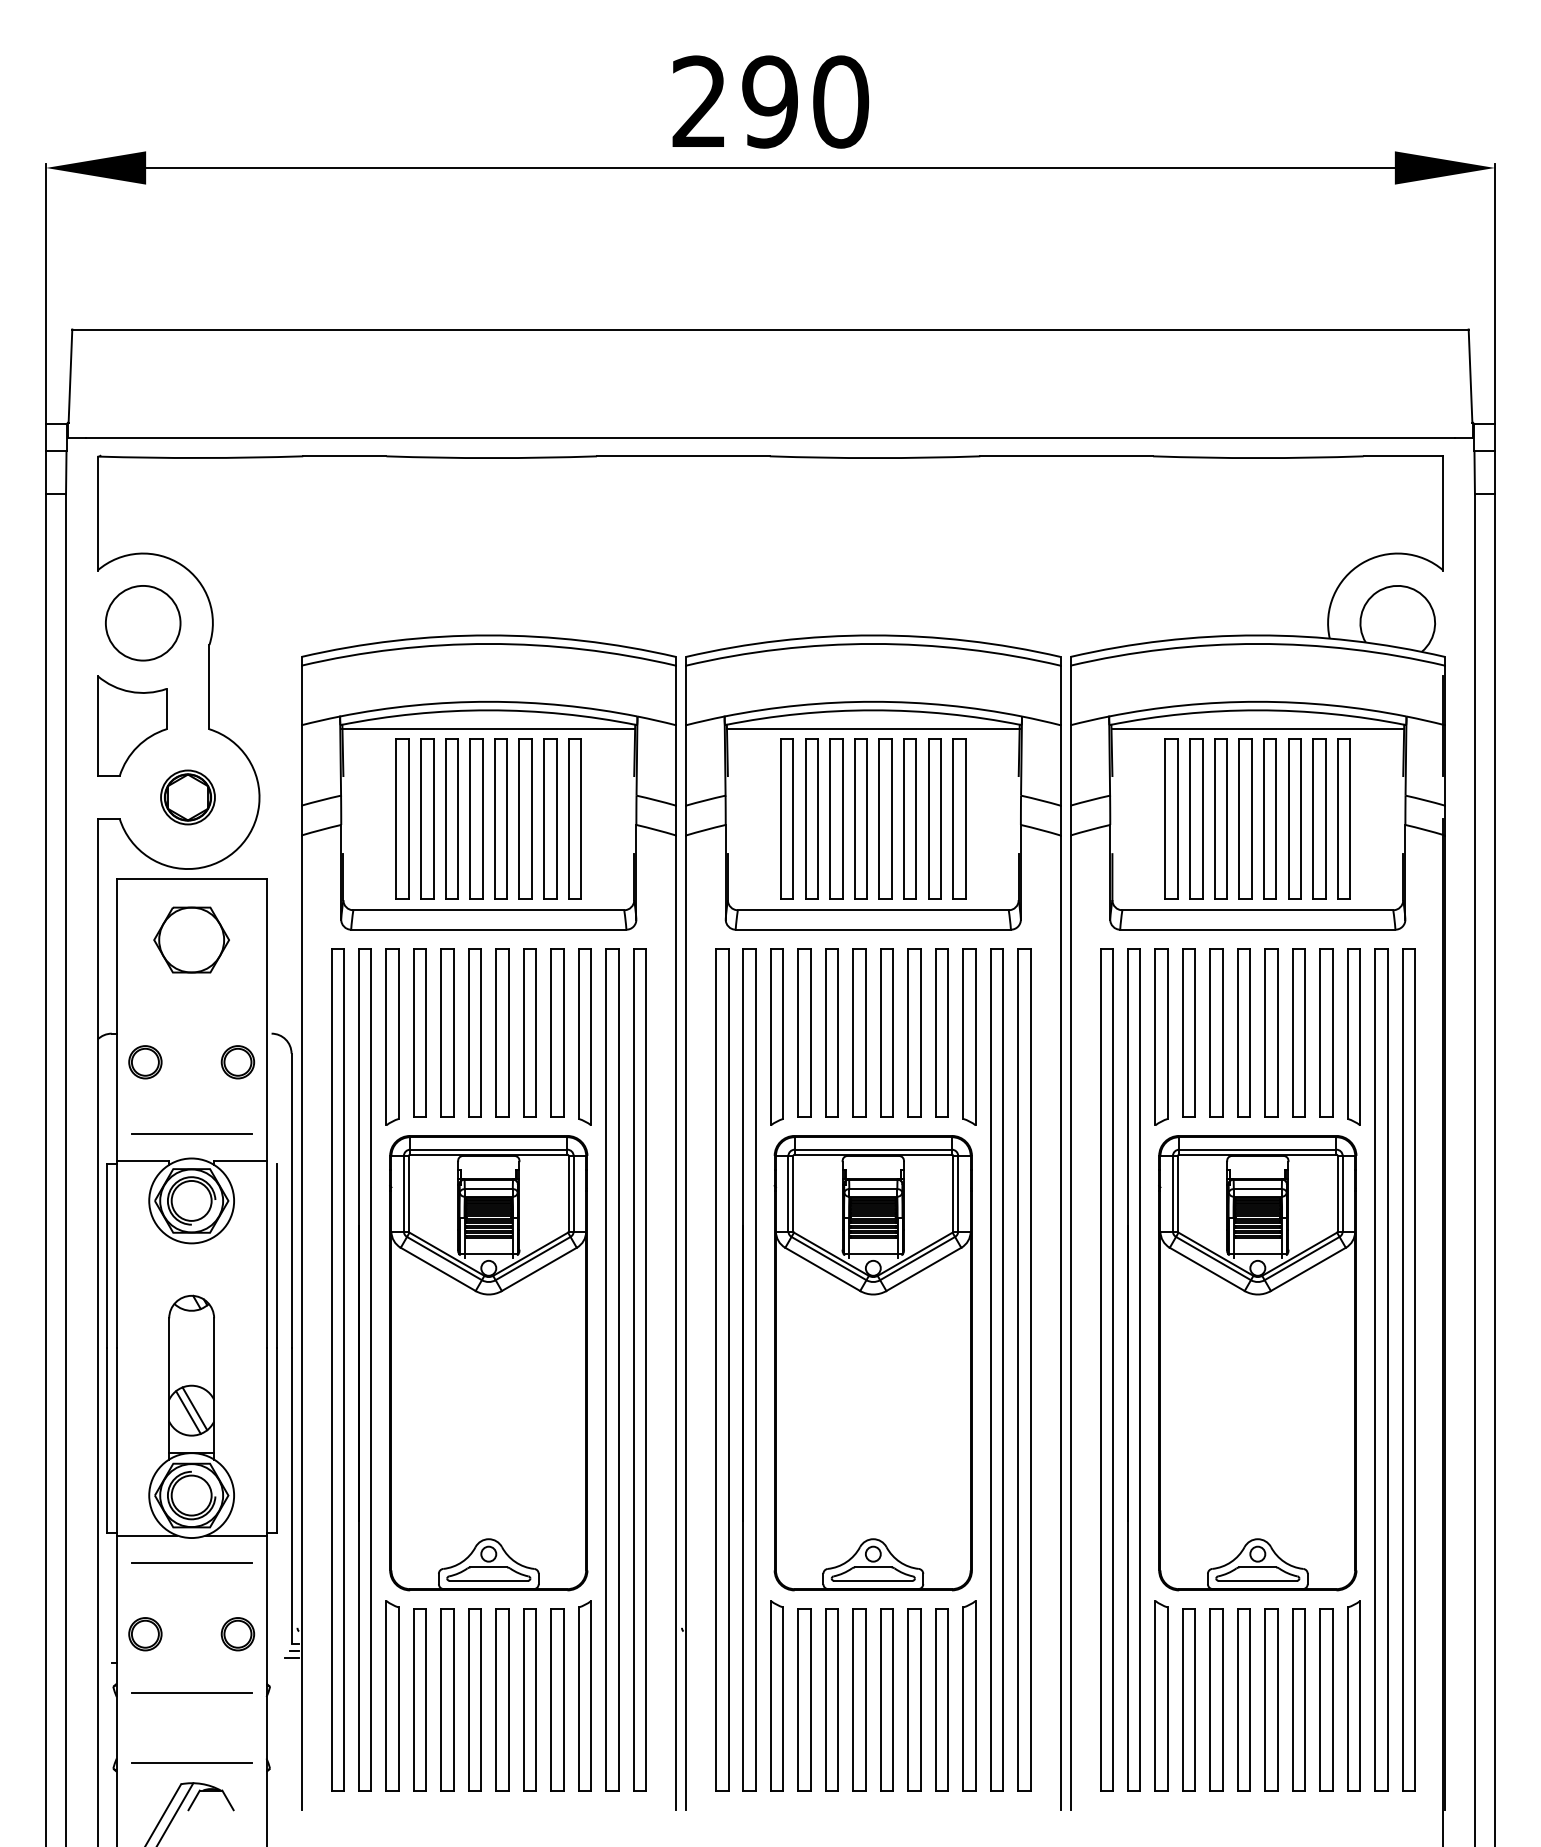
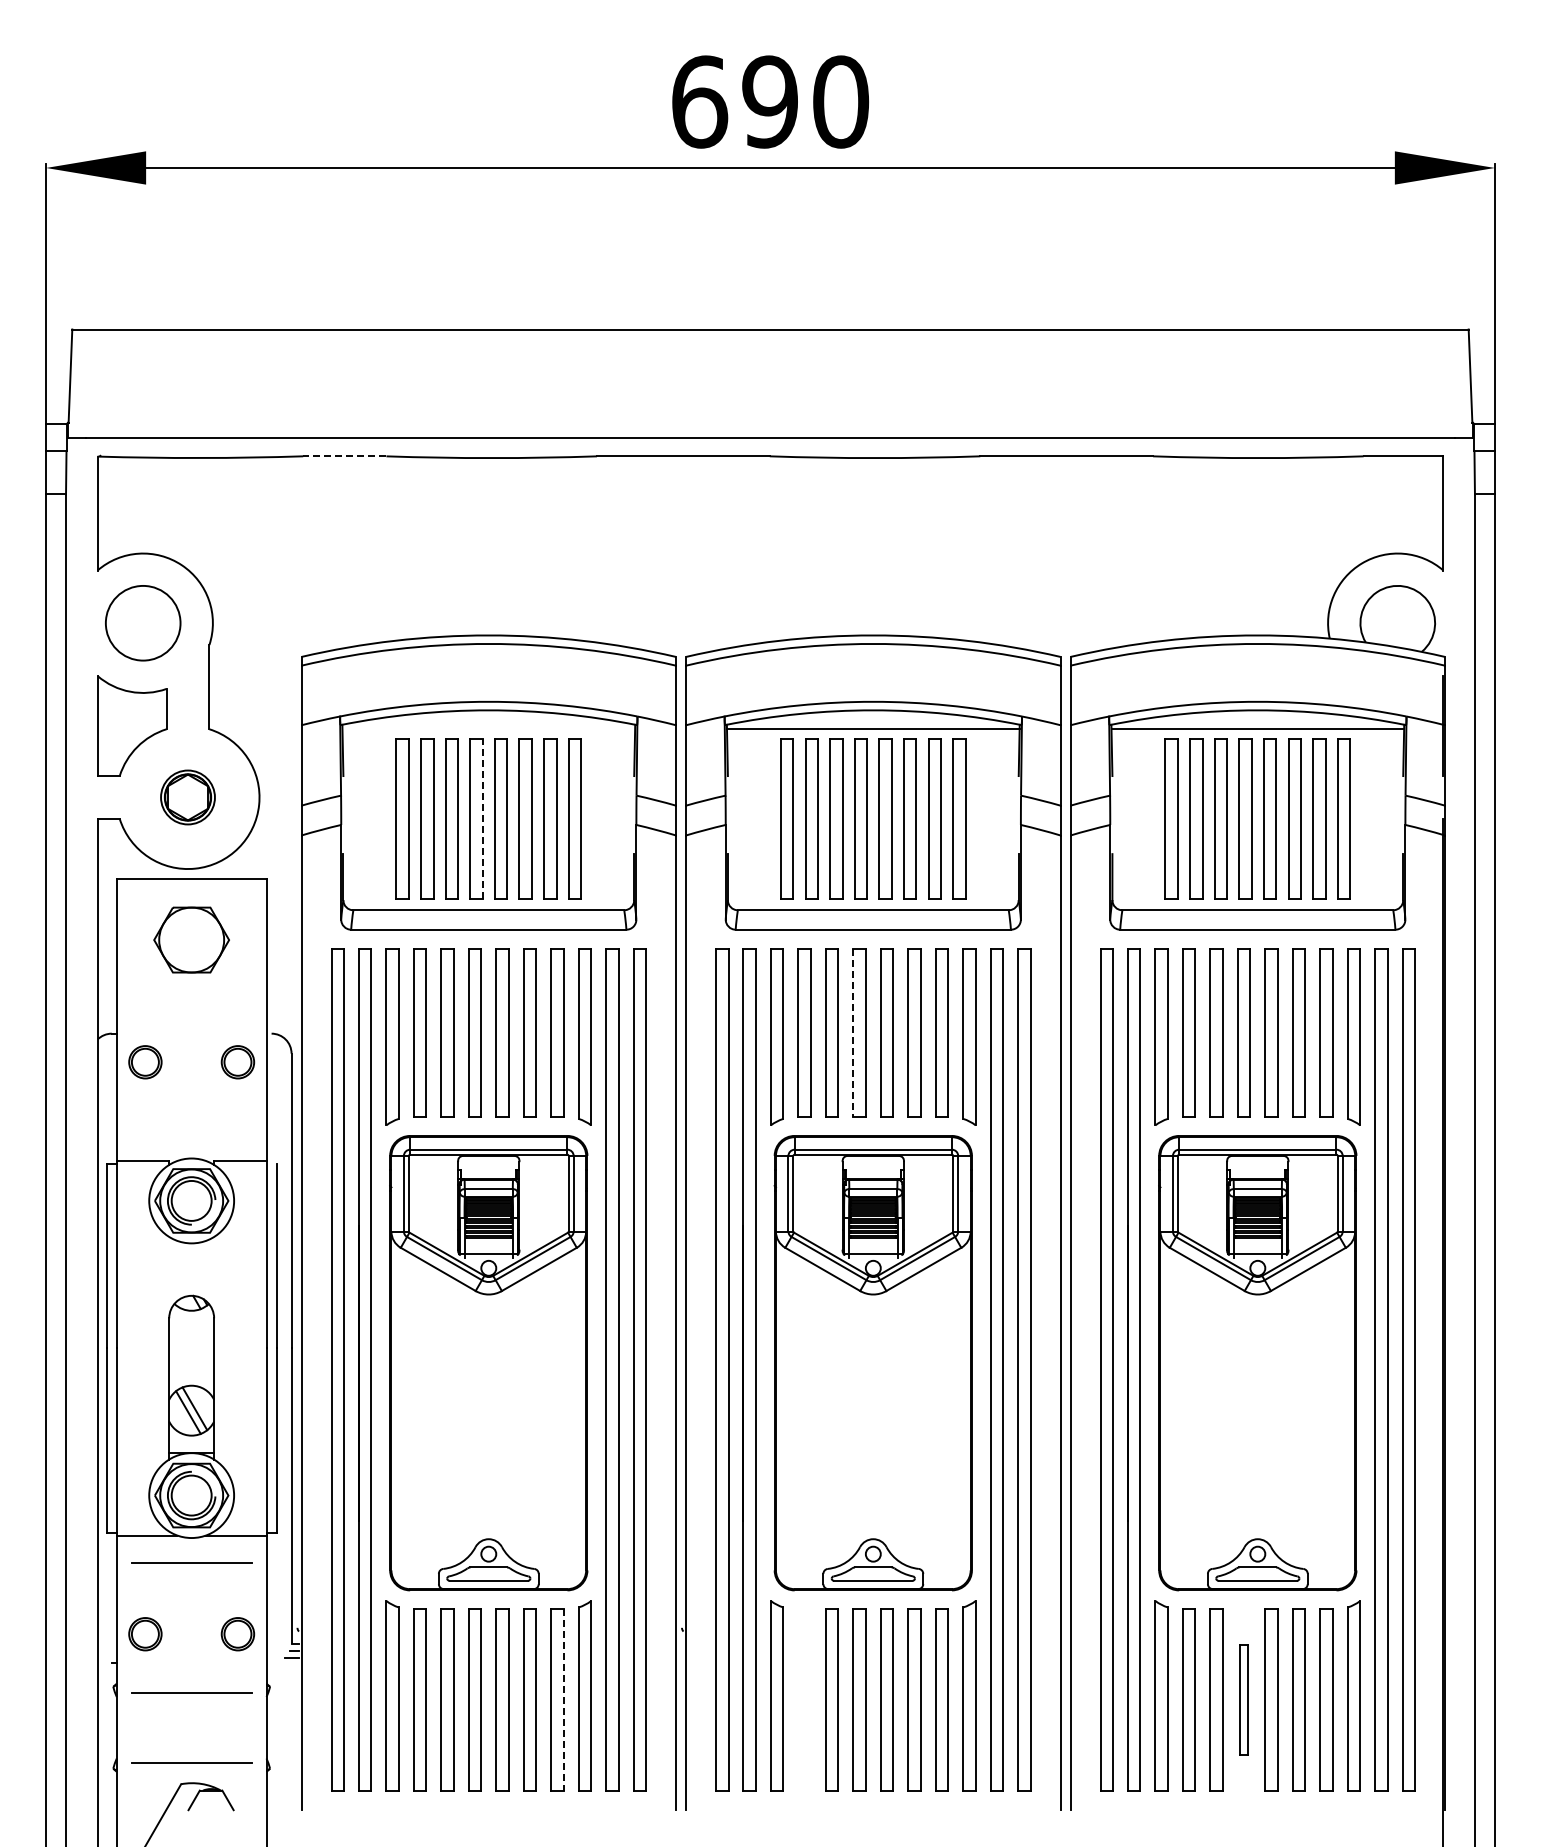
text: 290 -> 690 (700, 101)
line: solid -> dashed (344, 456)
line: present -> none (488, 729)
line: solid -> dashed (482, 818)
line: solid -> dashed (853, 1033)
line: present -> none (191, 1133)
part: present -> none (804, 1699)
part size: 14x184 px -> 10x112 px (1243, 1699)
line: solid -> dashed (563, 1700)
line: present -> none (175, 1813)
